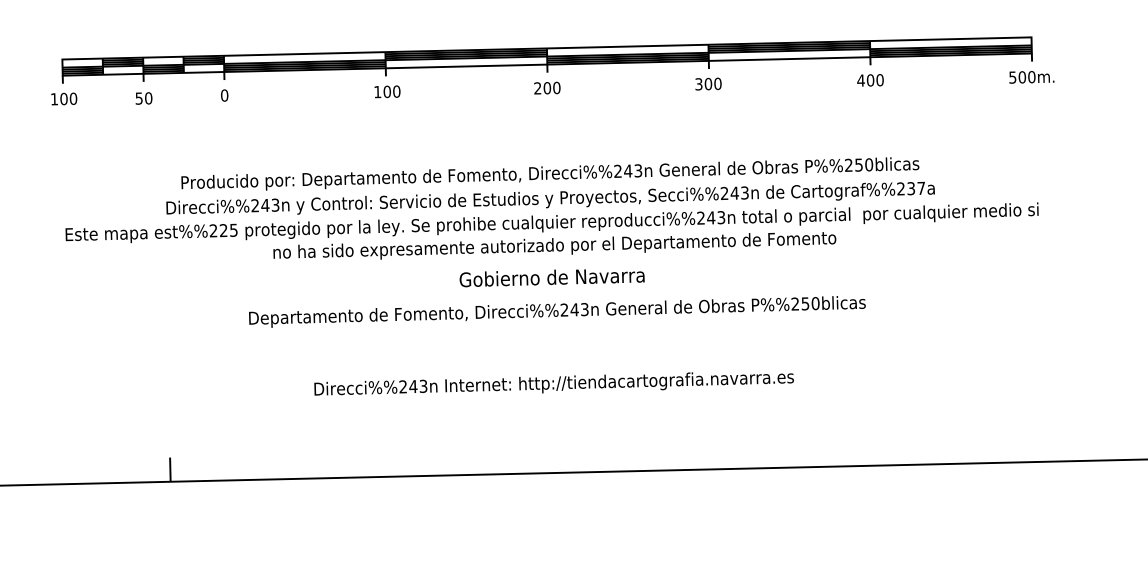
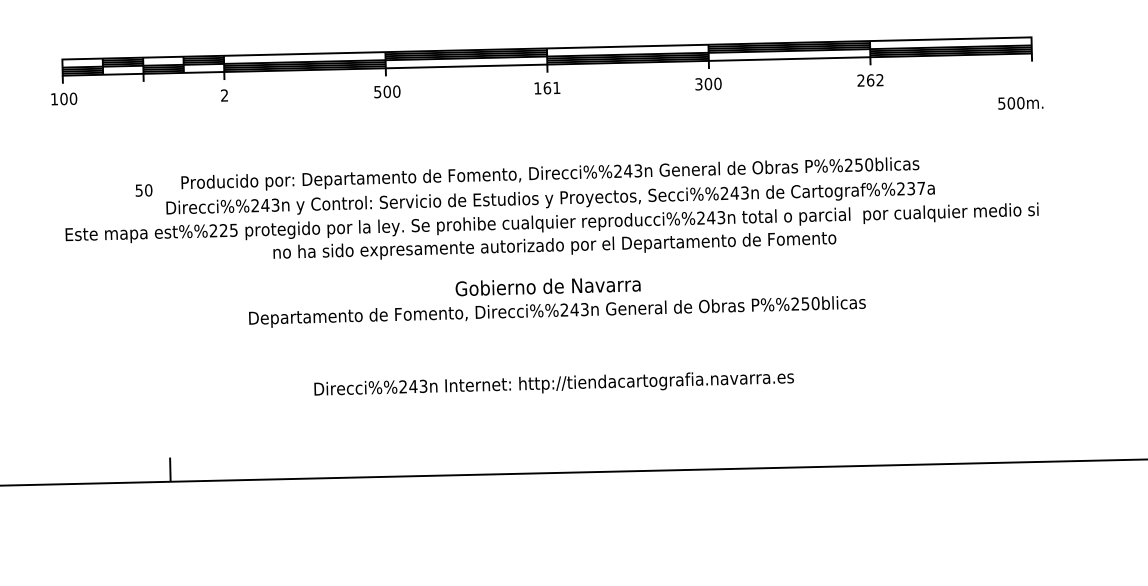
text position: (1031, 77) -> (1020, 103) (1020, 103)
text: 400 -> 262 (870, 80)
text: 200 -> 161 (547, 87)
text: 100 -> 500 (377, 92)
text: 0 -> 2 (224, 95)
text position: (143, 98) -> (143, 190) (143, 190)
text position: (551, 278) -> (547, 287) (547, 287)
